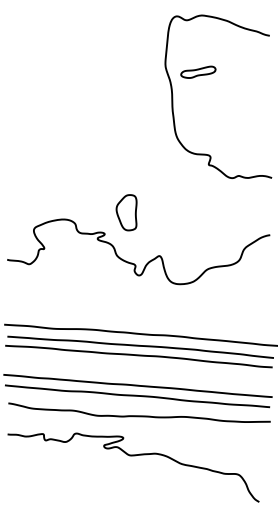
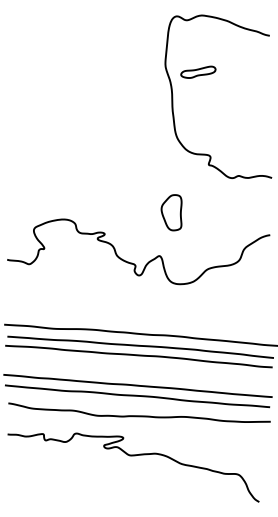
part position: (126, 212) -> (171, 212) (171, 212)
